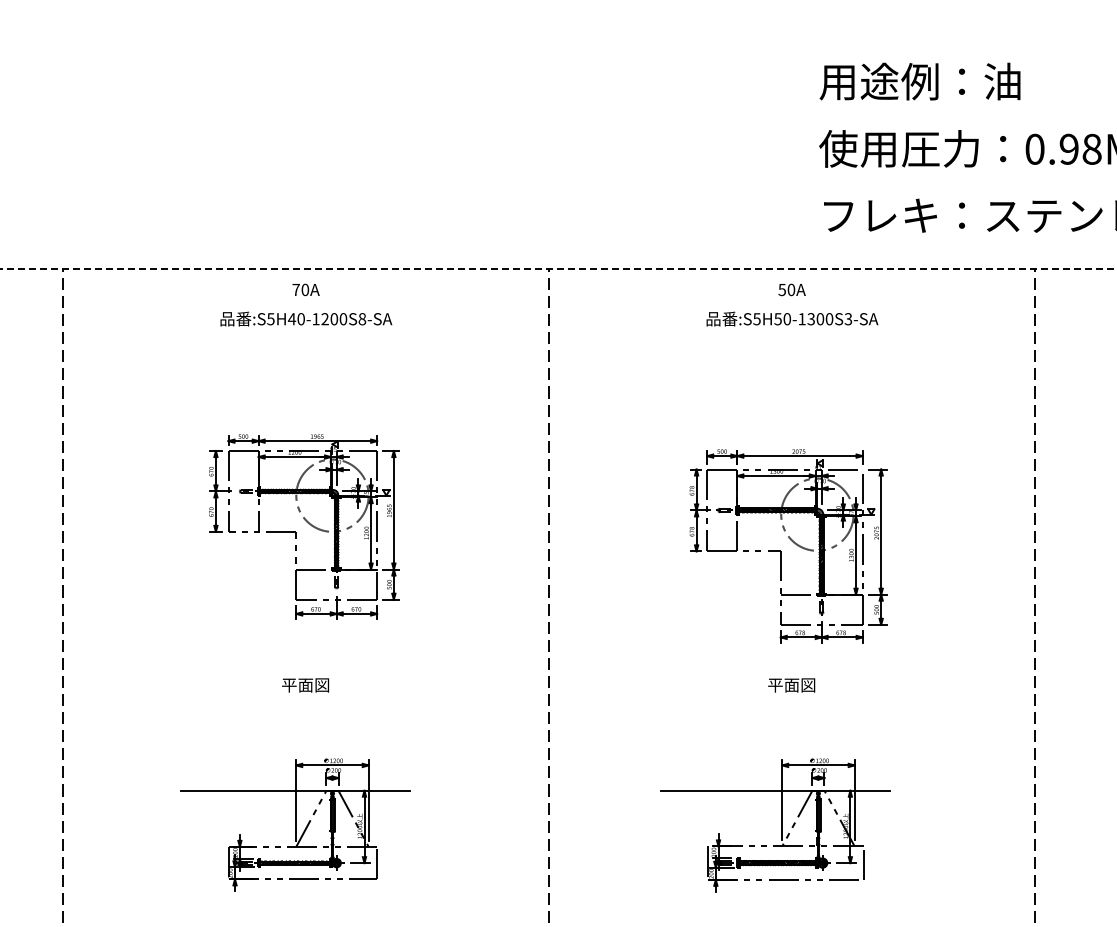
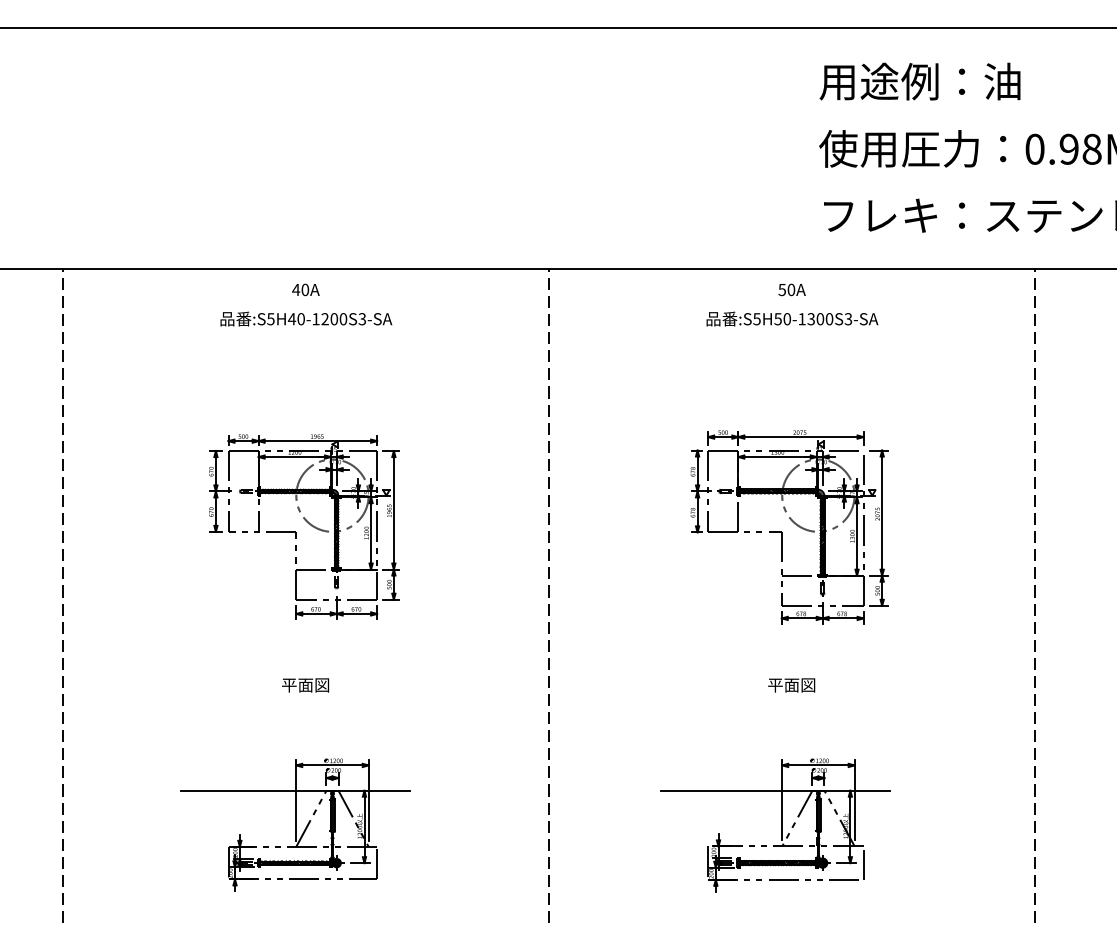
line: none -> present (557, 27)
line: dashed -> solid (558, 268)
text: 70A -> 40A (296, 289)
text: :S5H40-1200S8-SA -> :S5H40-1200S3-SA (362, 319)
part position: (788, 546) -> (789, 527) (789, 527)
